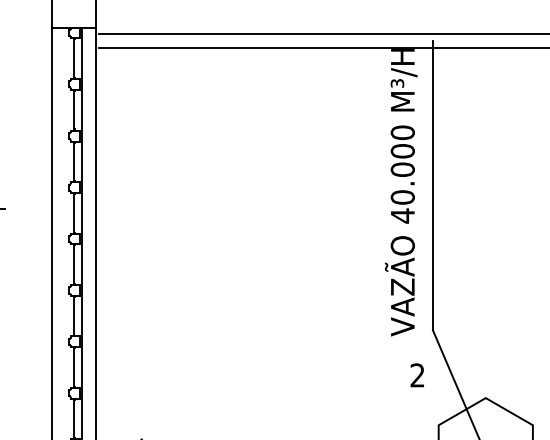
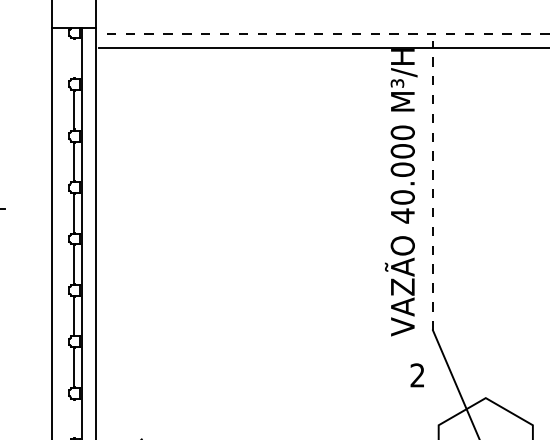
line: solid -> dashed (324, 34)
line: present -> none (74, 58)
line: solid -> dashed (432, 185)
line: present -> none (74, 417)
